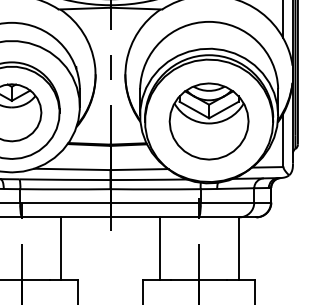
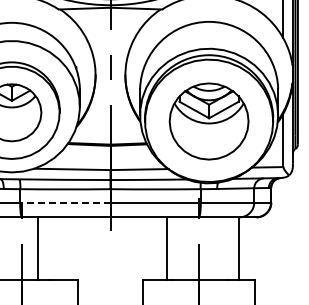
line: solid -> dashed (64, 202)
line position: (61, 248) -> (38, 248) (38, 248)
line position: (159, 248) -> (166, 248) (166, 248)
